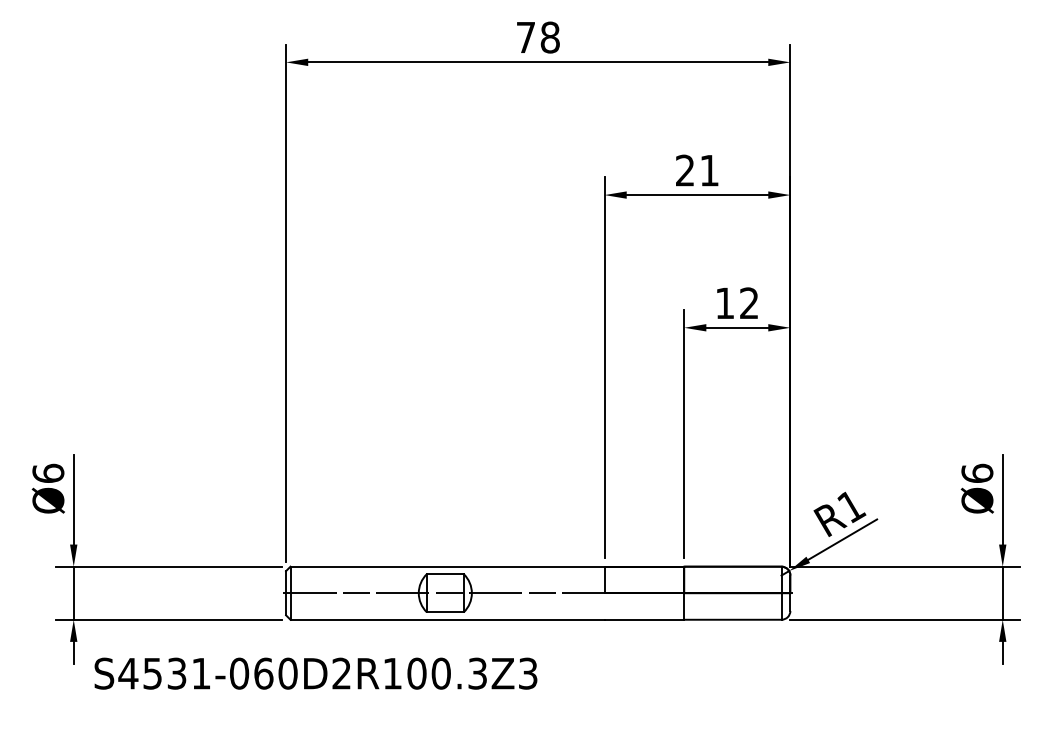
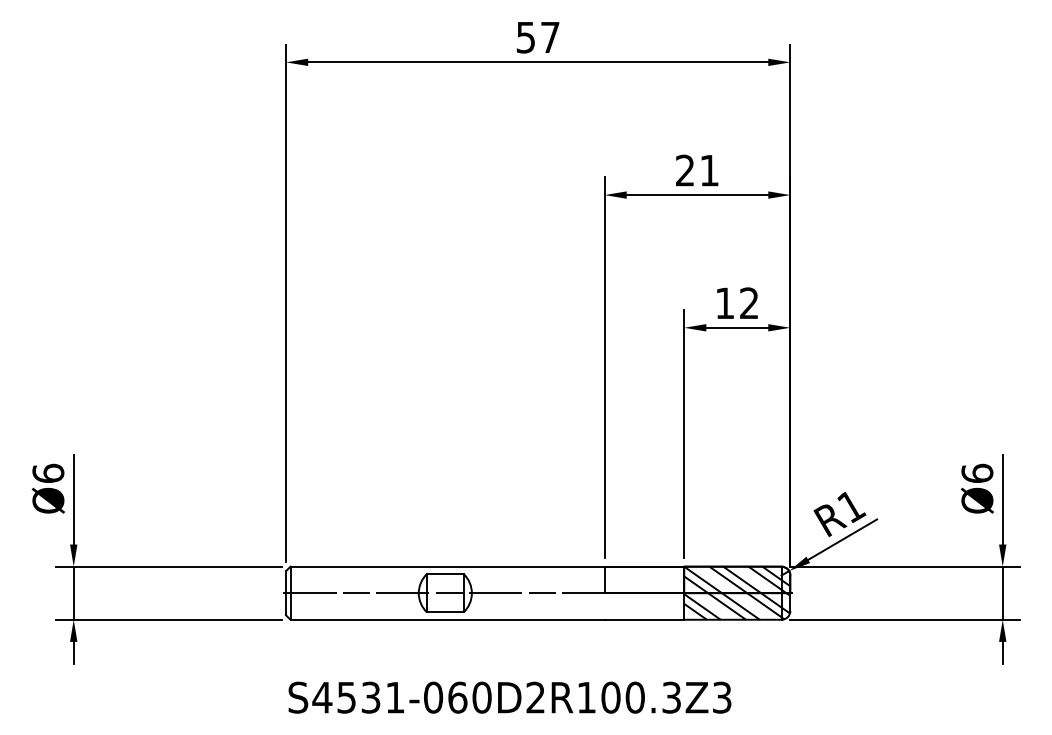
text: 78 -> 57 (537, 37)
hatch: none -> present (737, 592)
text position: (315, 673) -> (509, 697) (509, 697)
